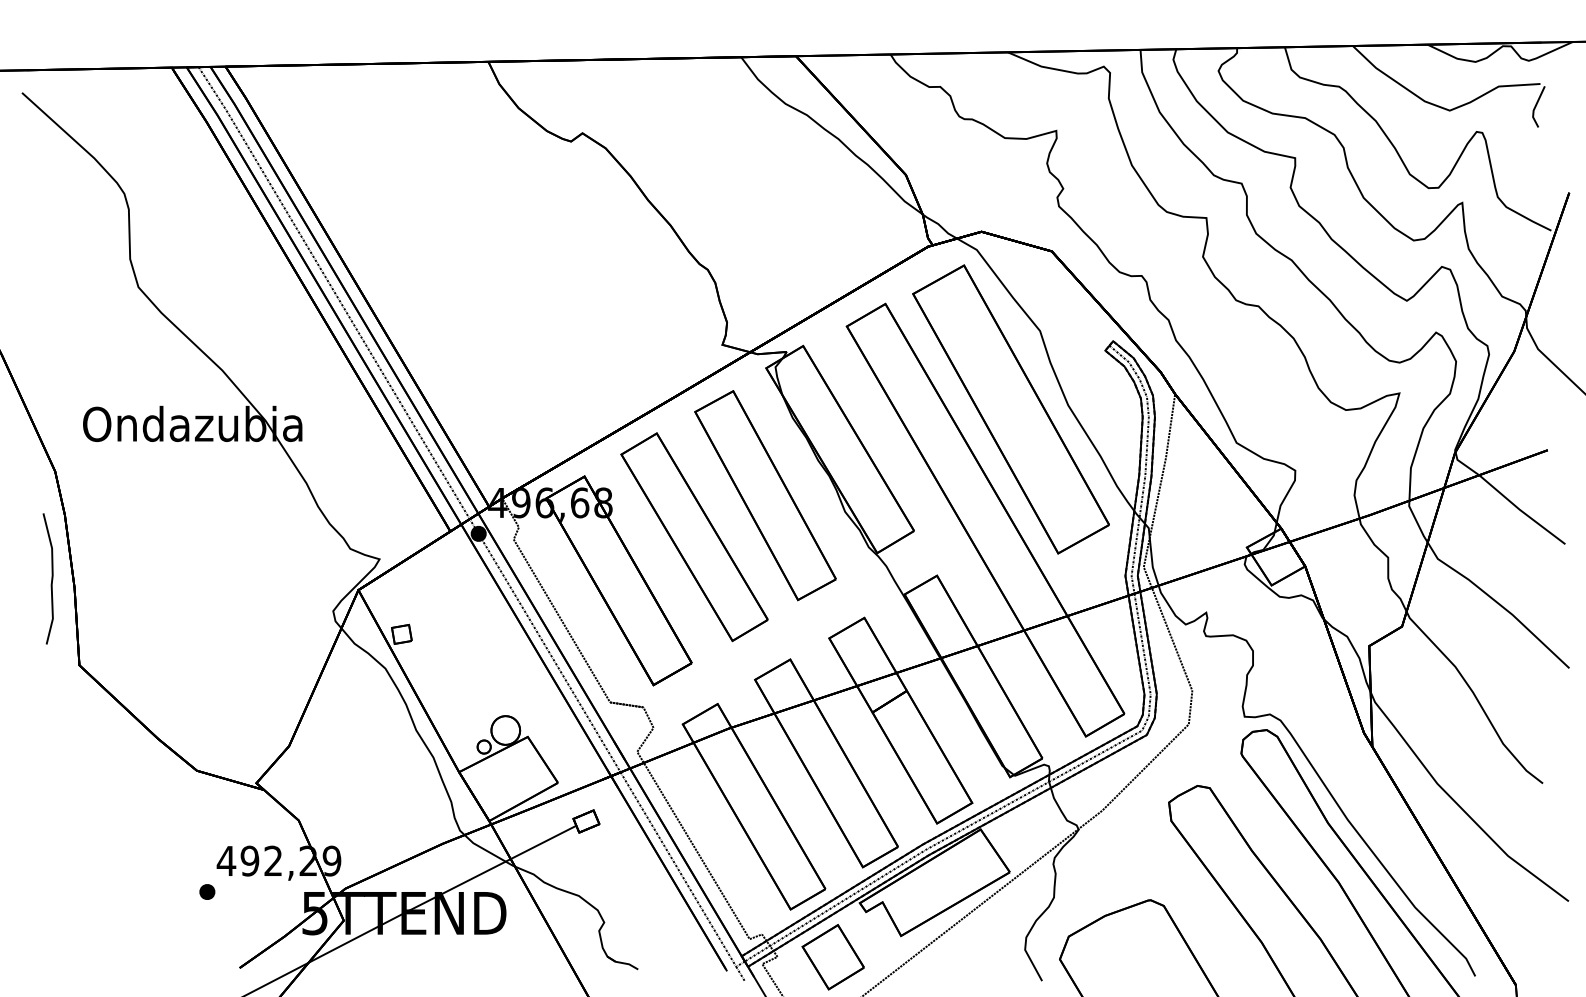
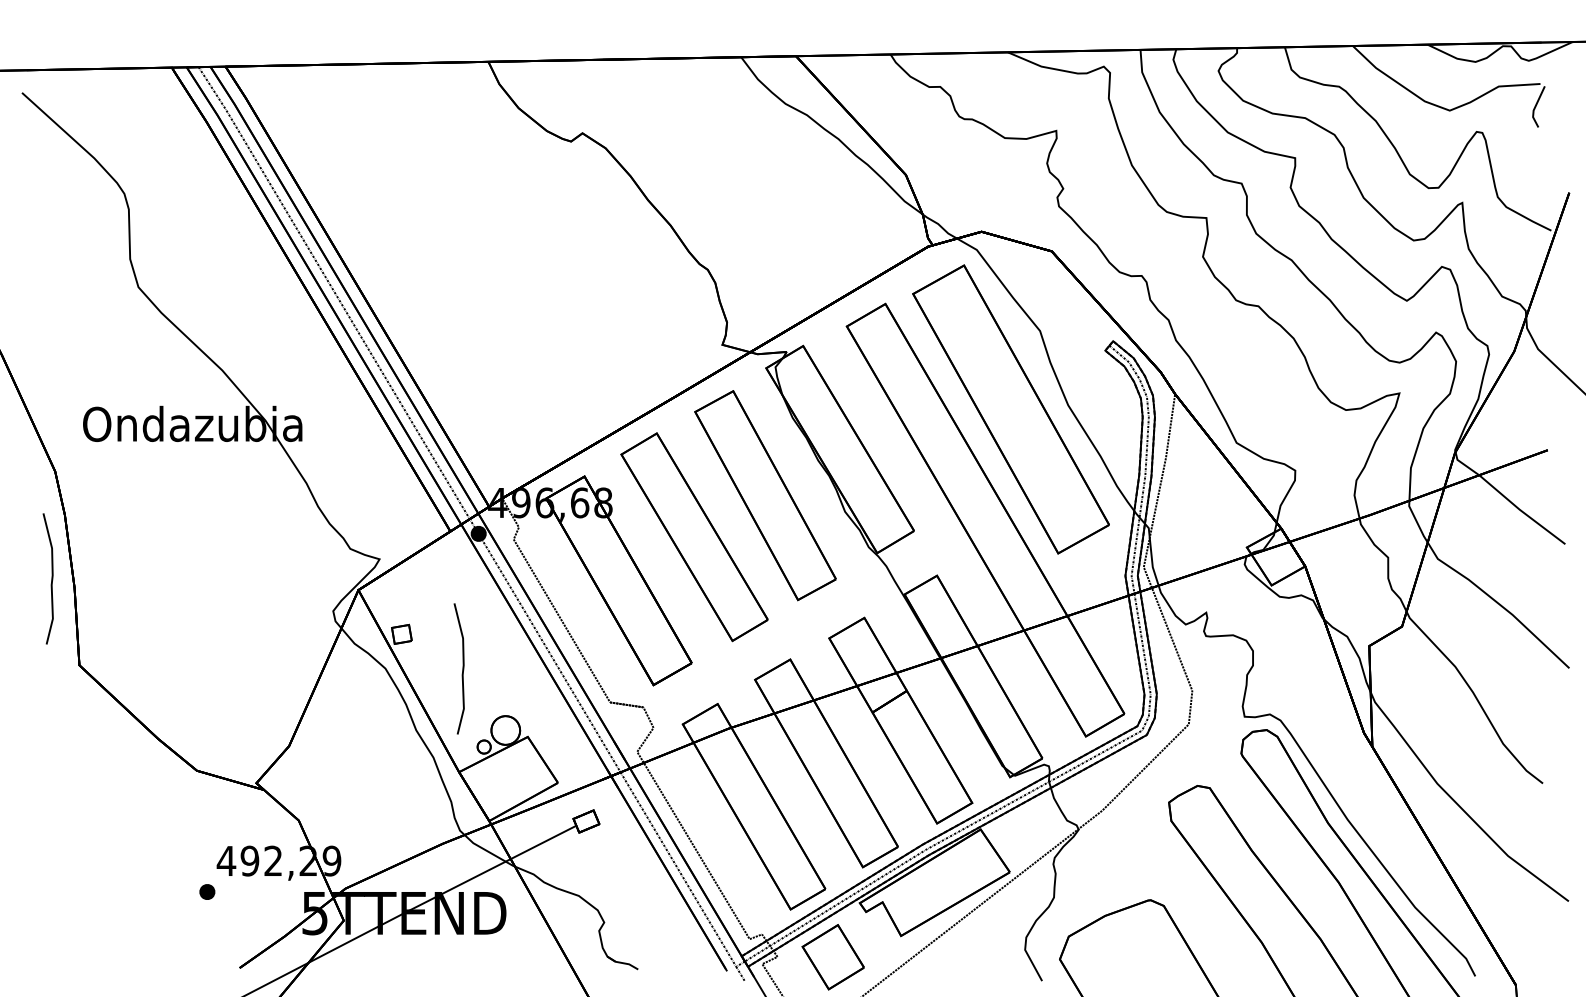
curve: none -> present (462, 668)
